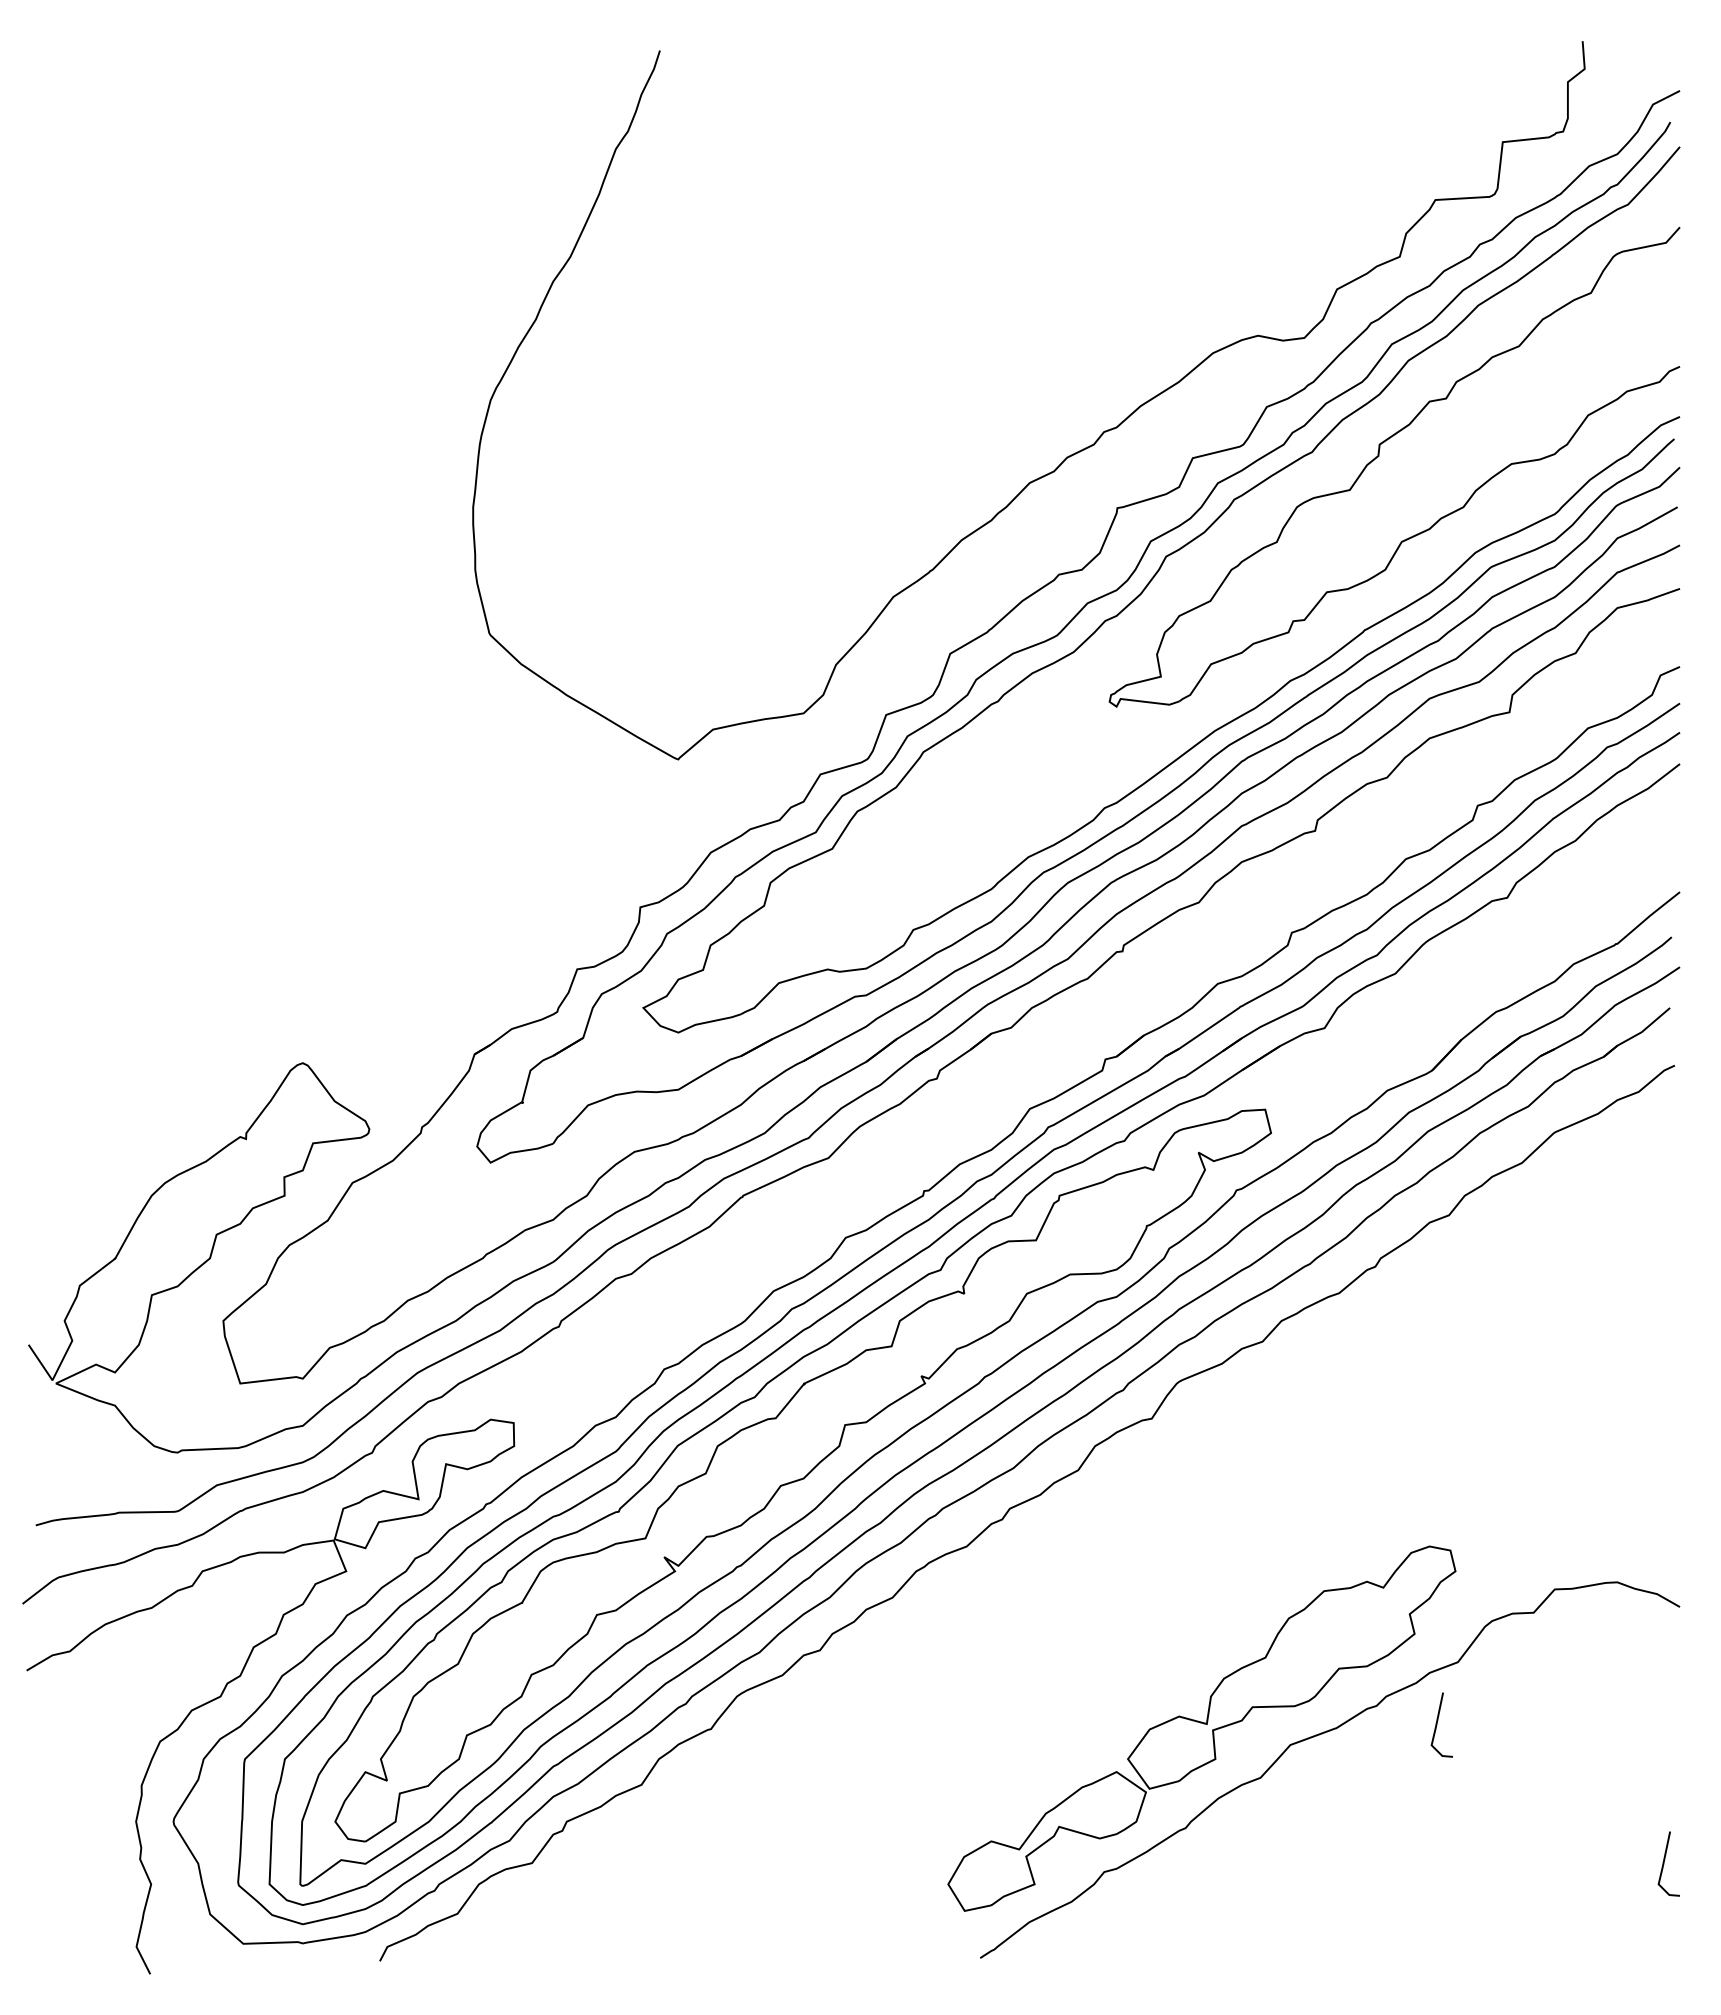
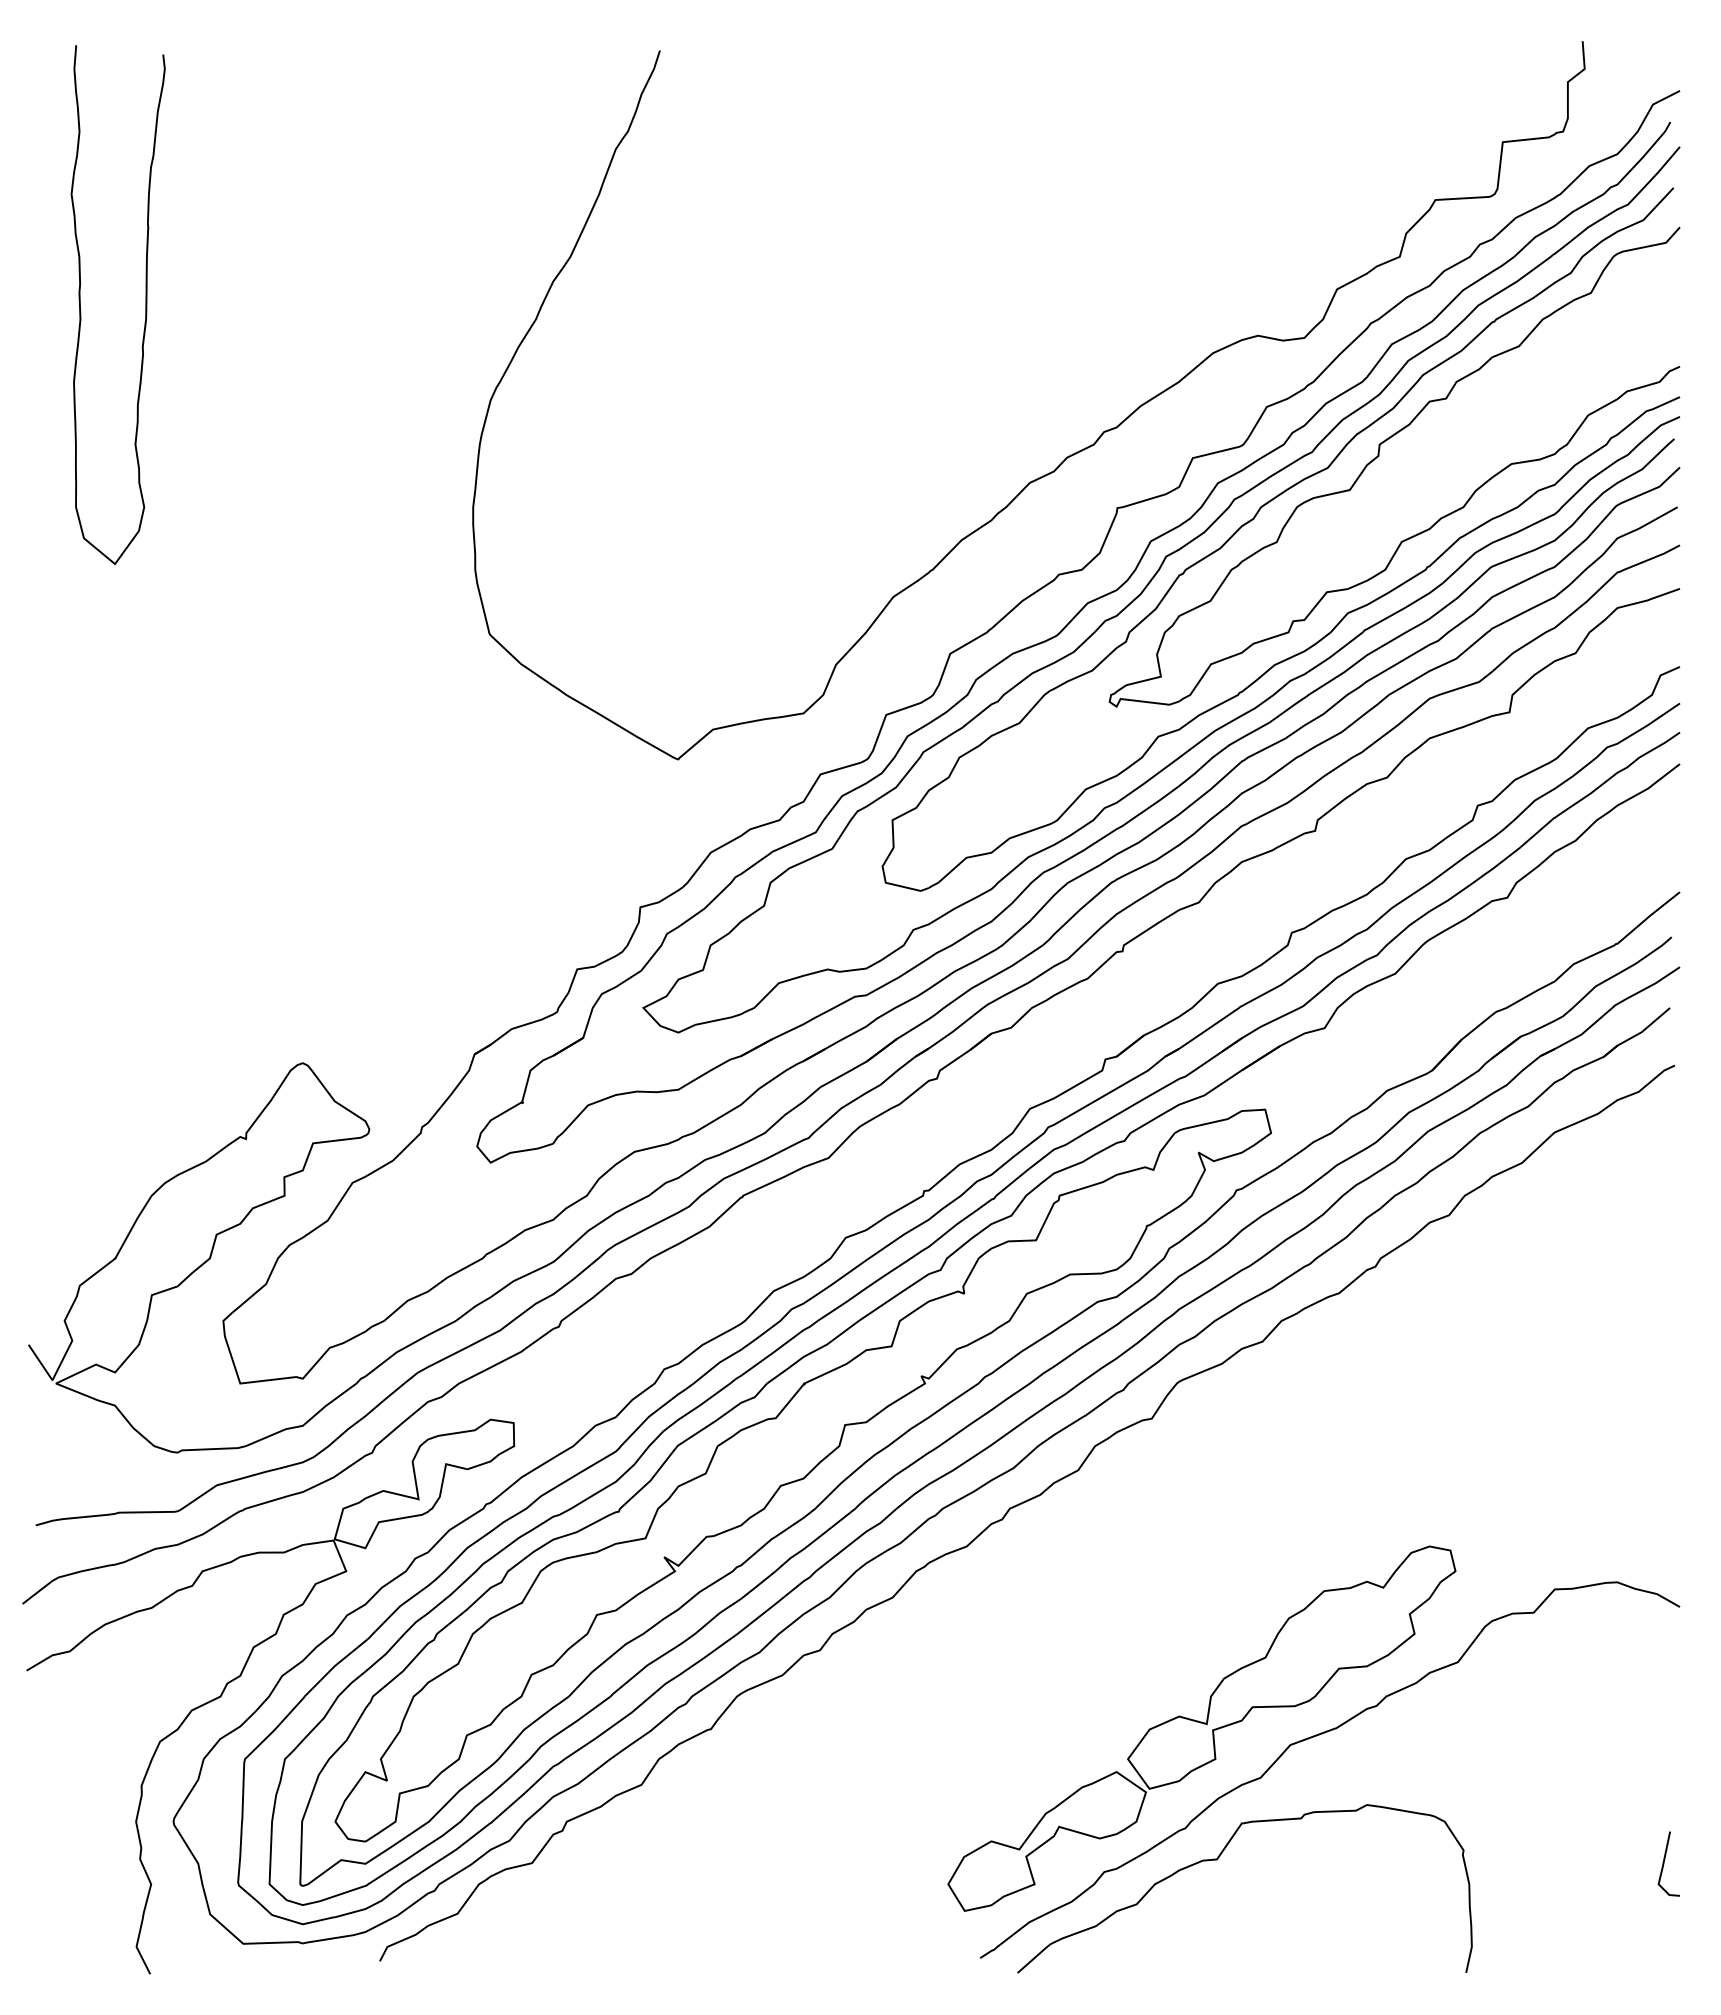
curve: none -> present (145, 305)
part: none -> present (1254, 519)
line: present -> none (1437, 1724)
curve: none -> present (1217, 1860)
